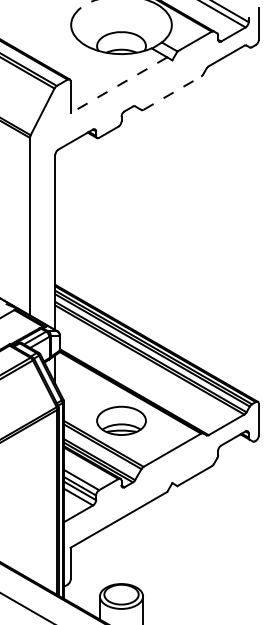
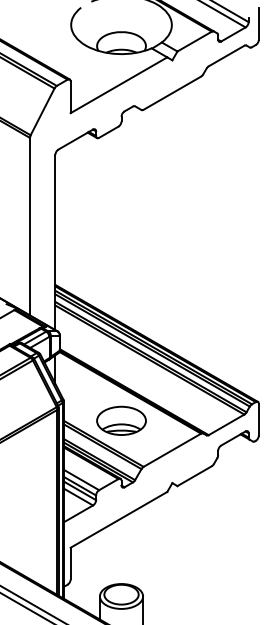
line: dashed -> solid (118, 85)
line: dashed -> solid (172, 92)
line: none -> present (32, 604)
